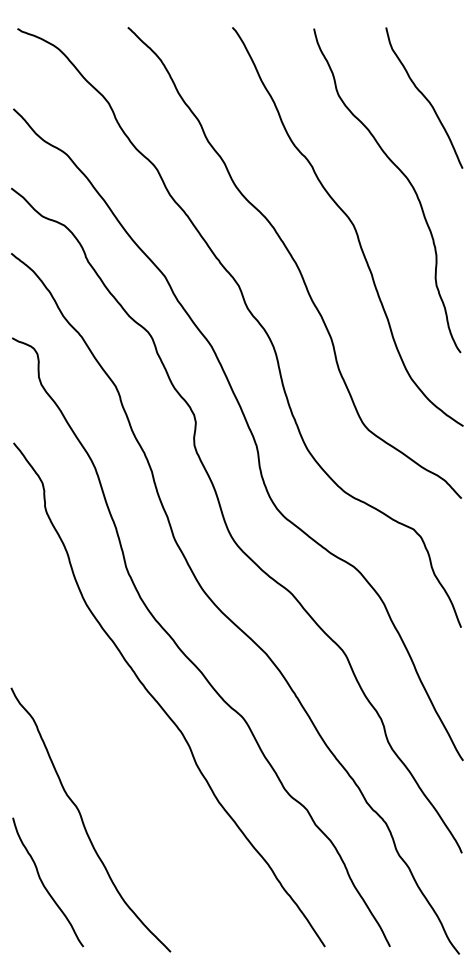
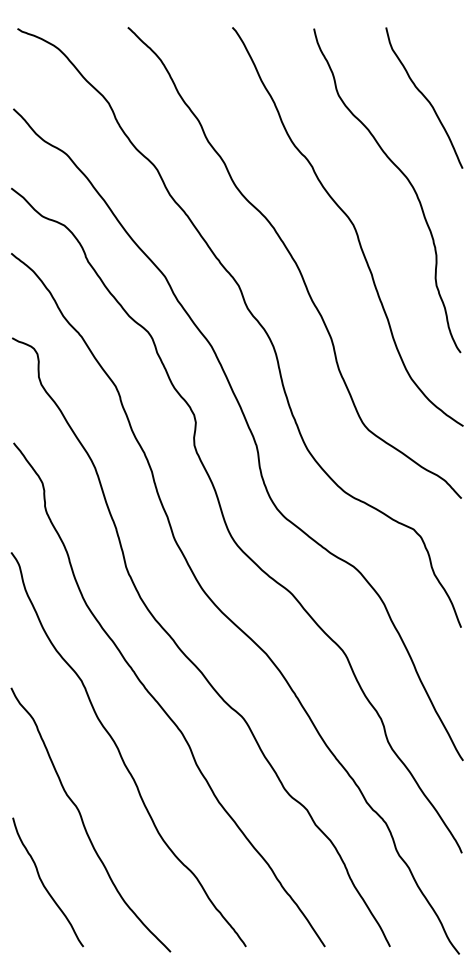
curve: none -> present (120, 751)
